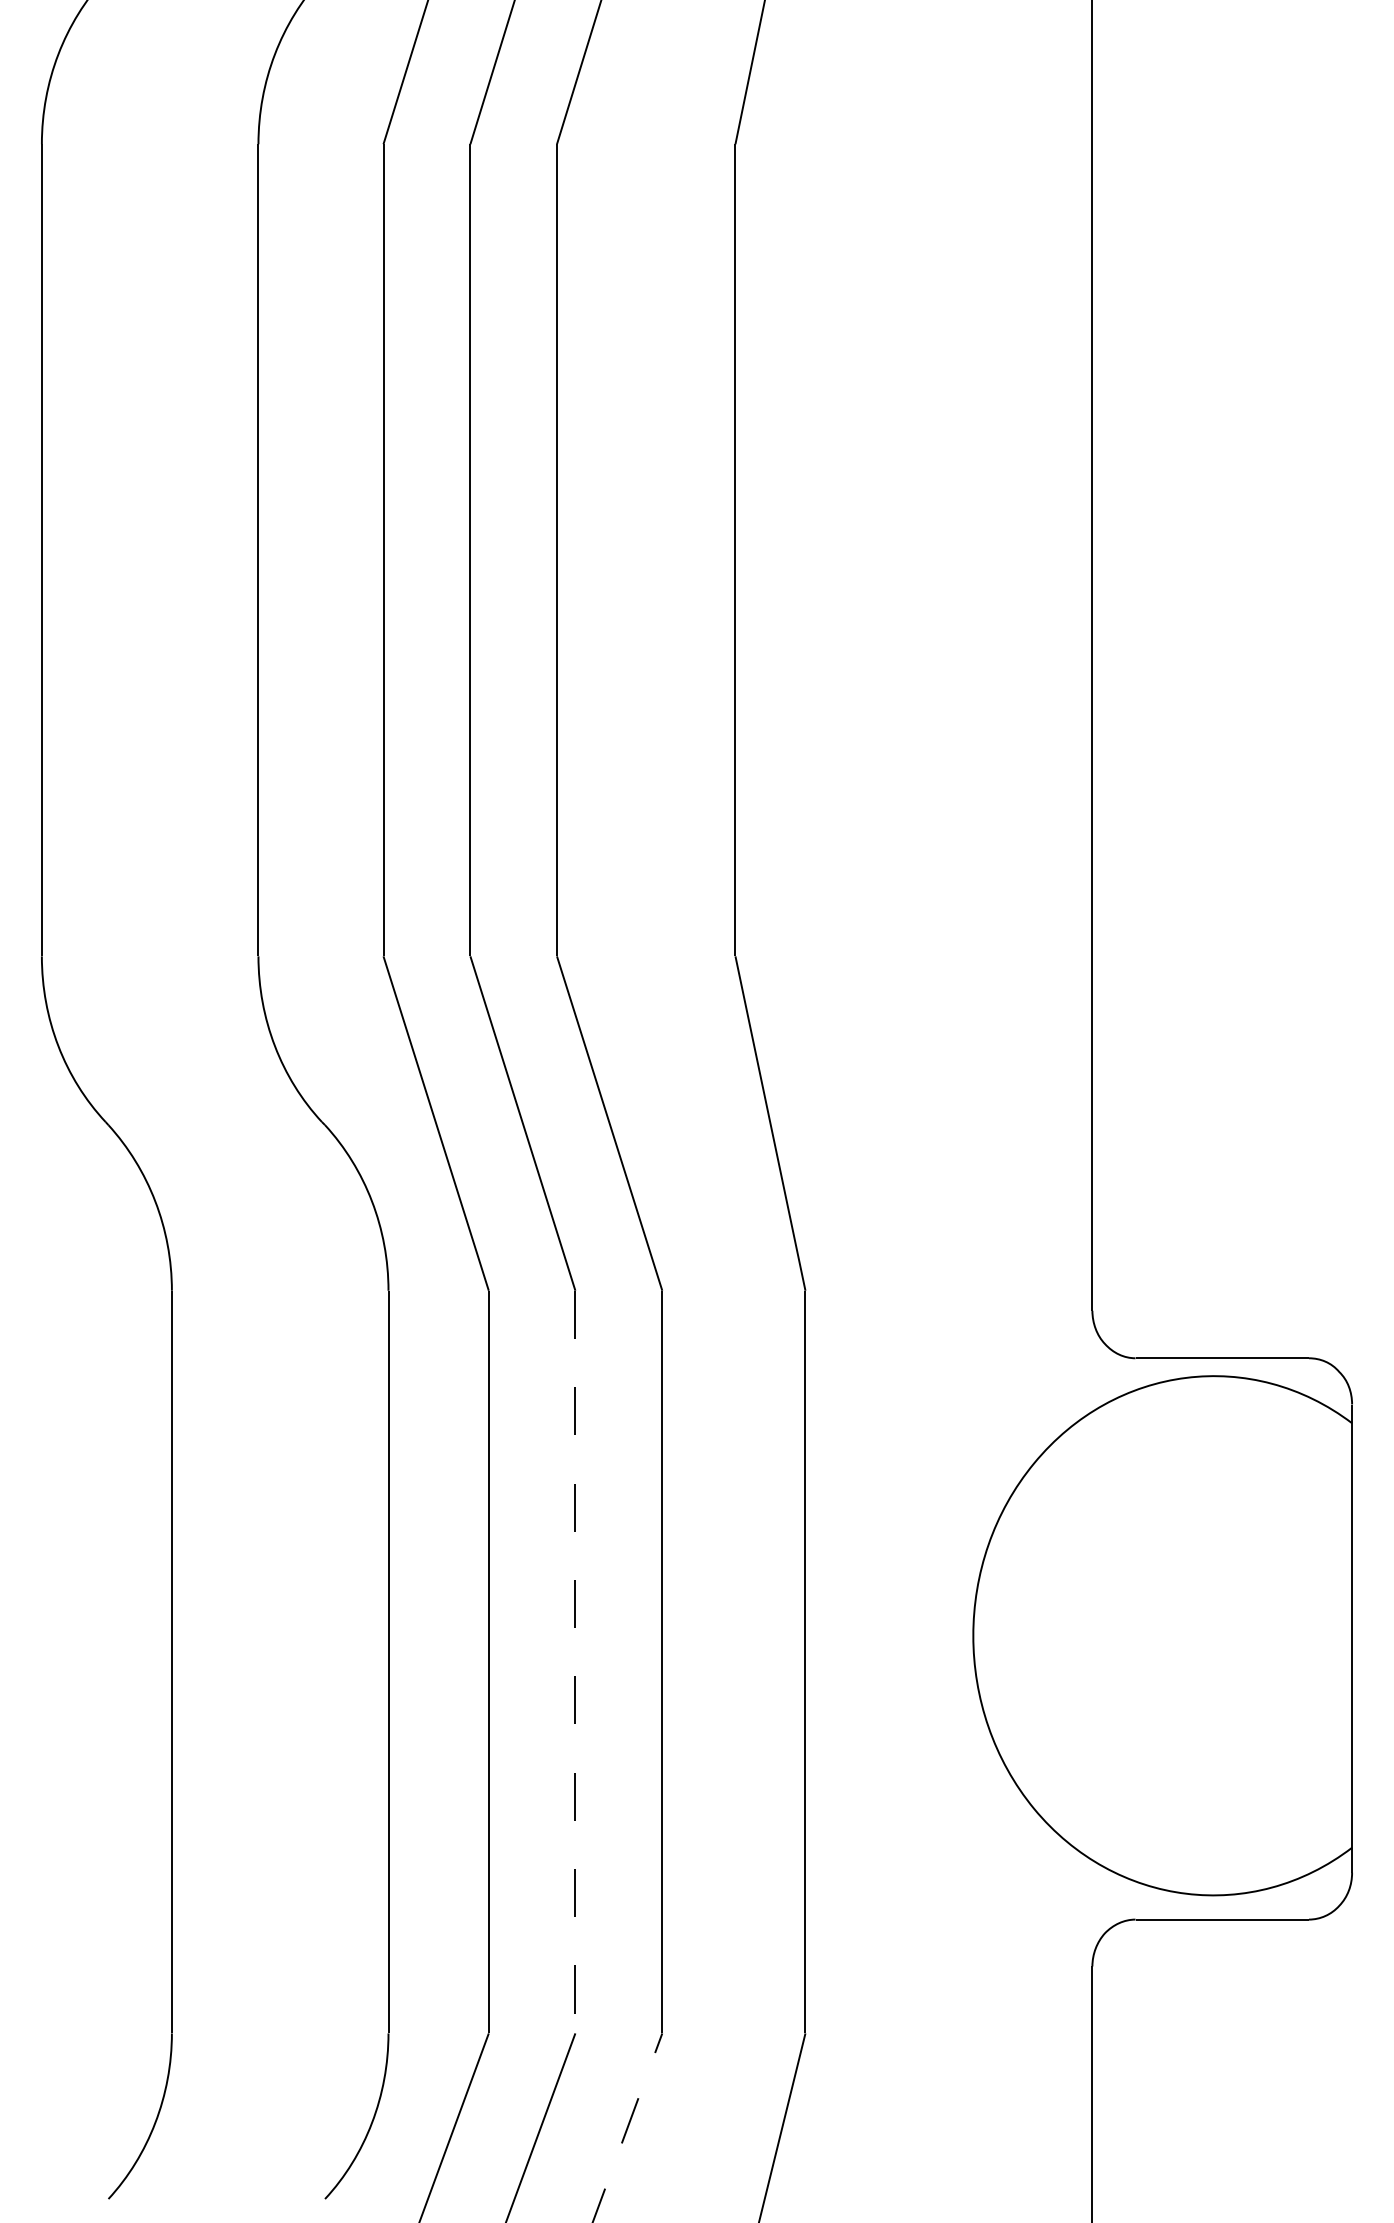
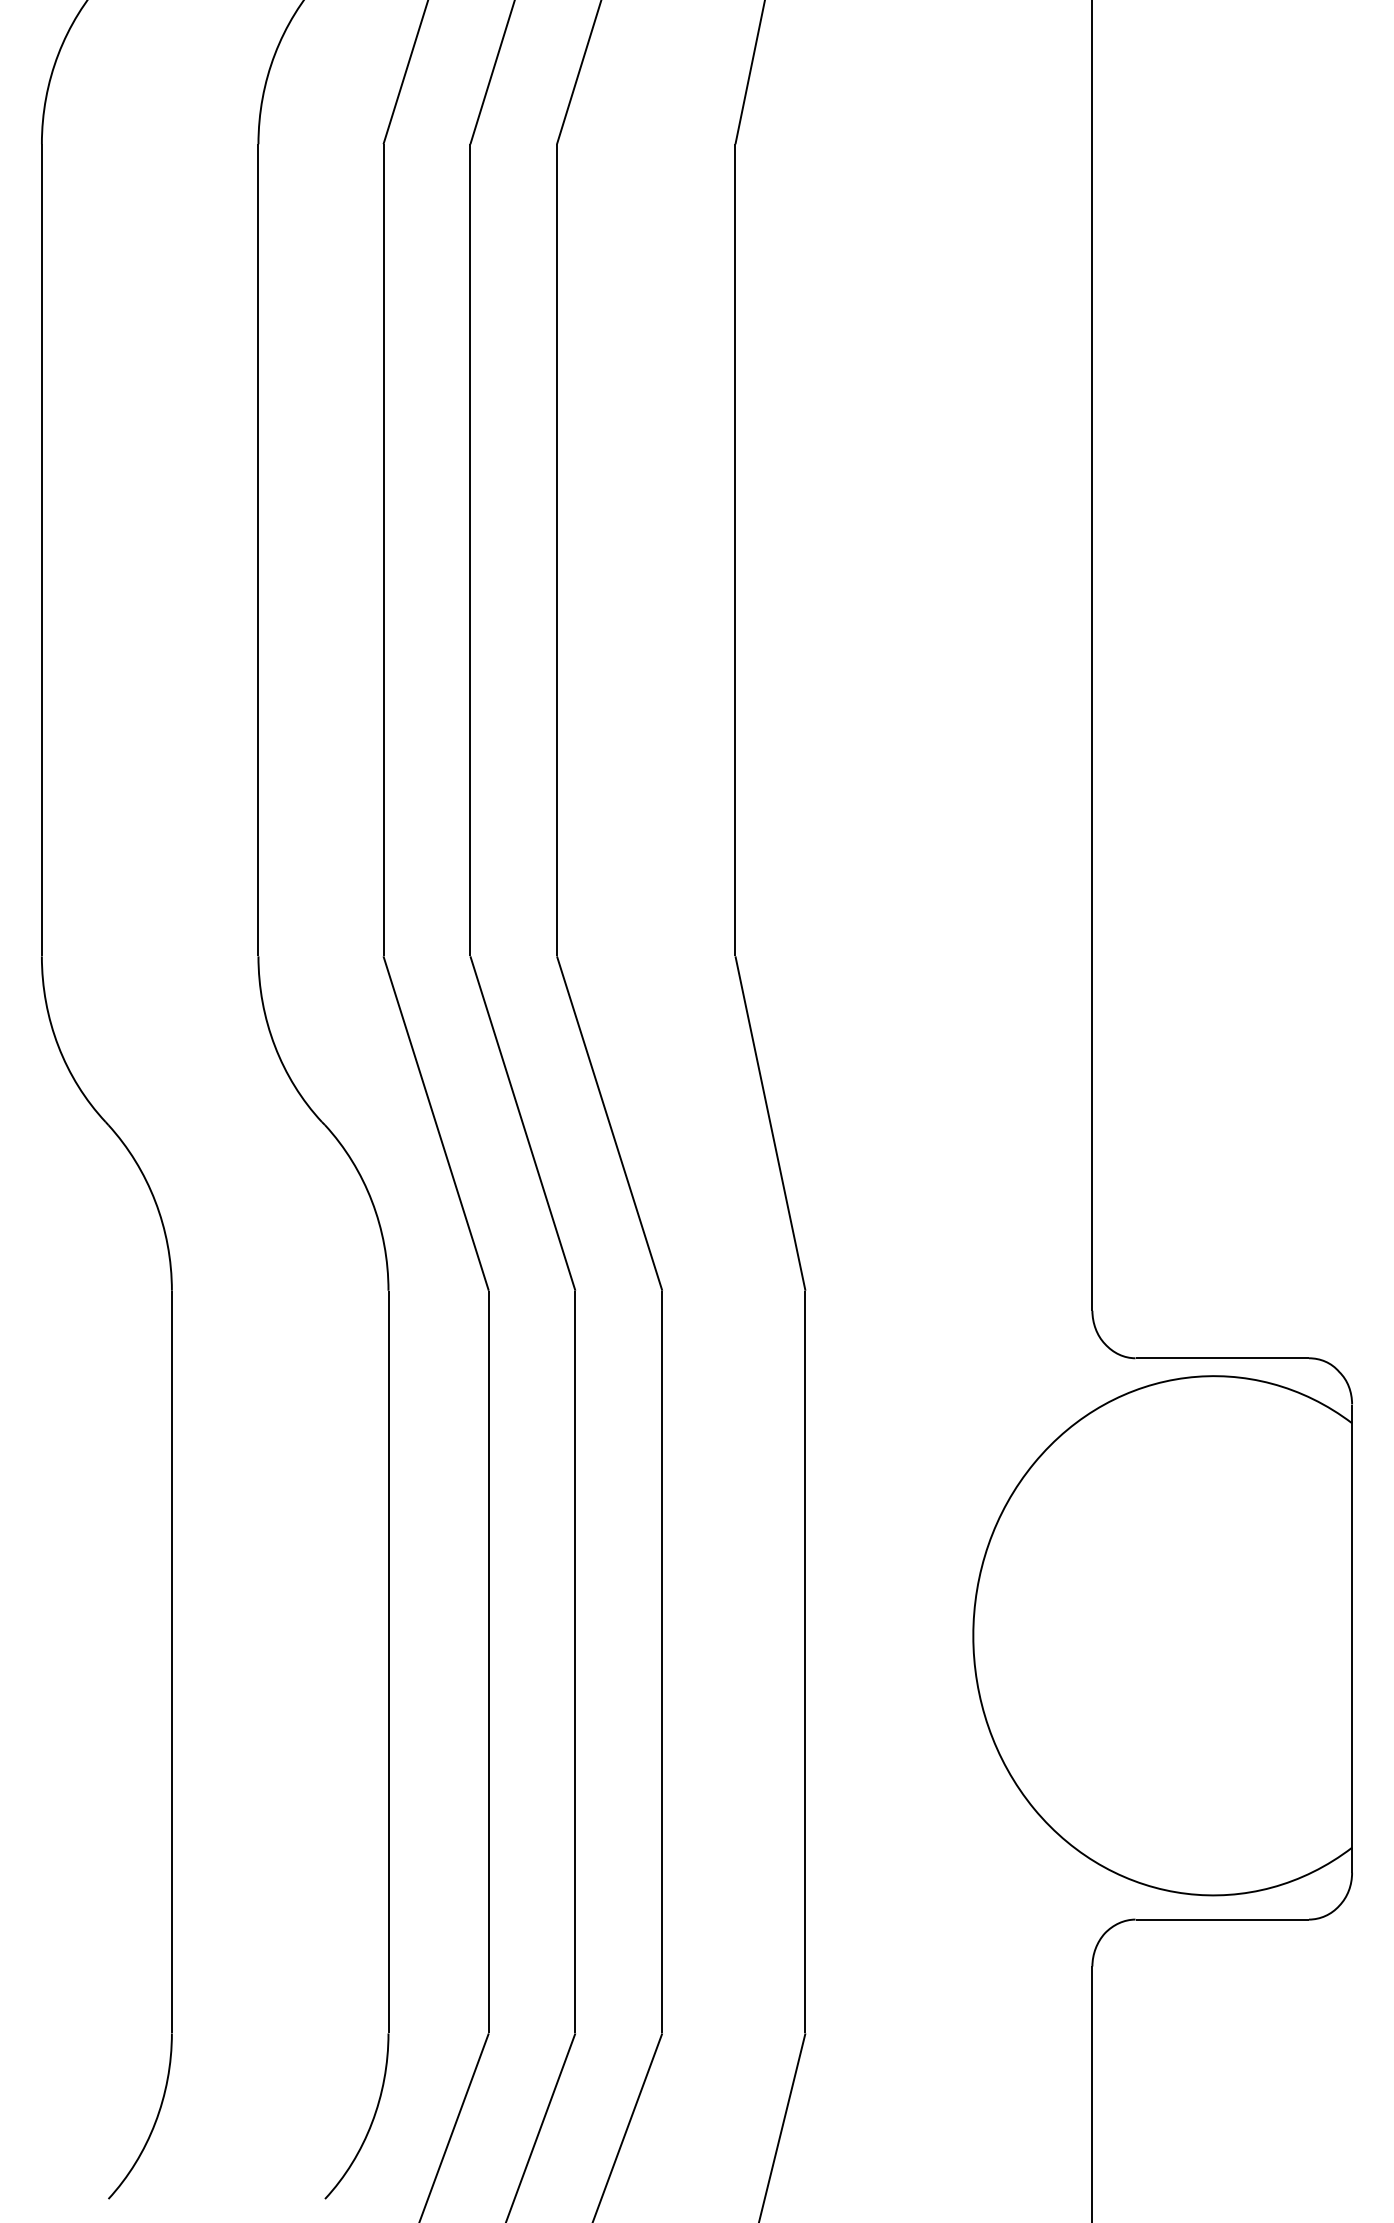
line: dashed -> solid (575, 1662)
line: dashed -> solid (627, 2128)
